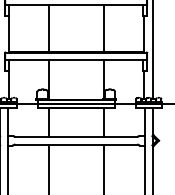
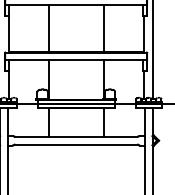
line: present -> none (48, 167)
line: present -> none (104, 167)
